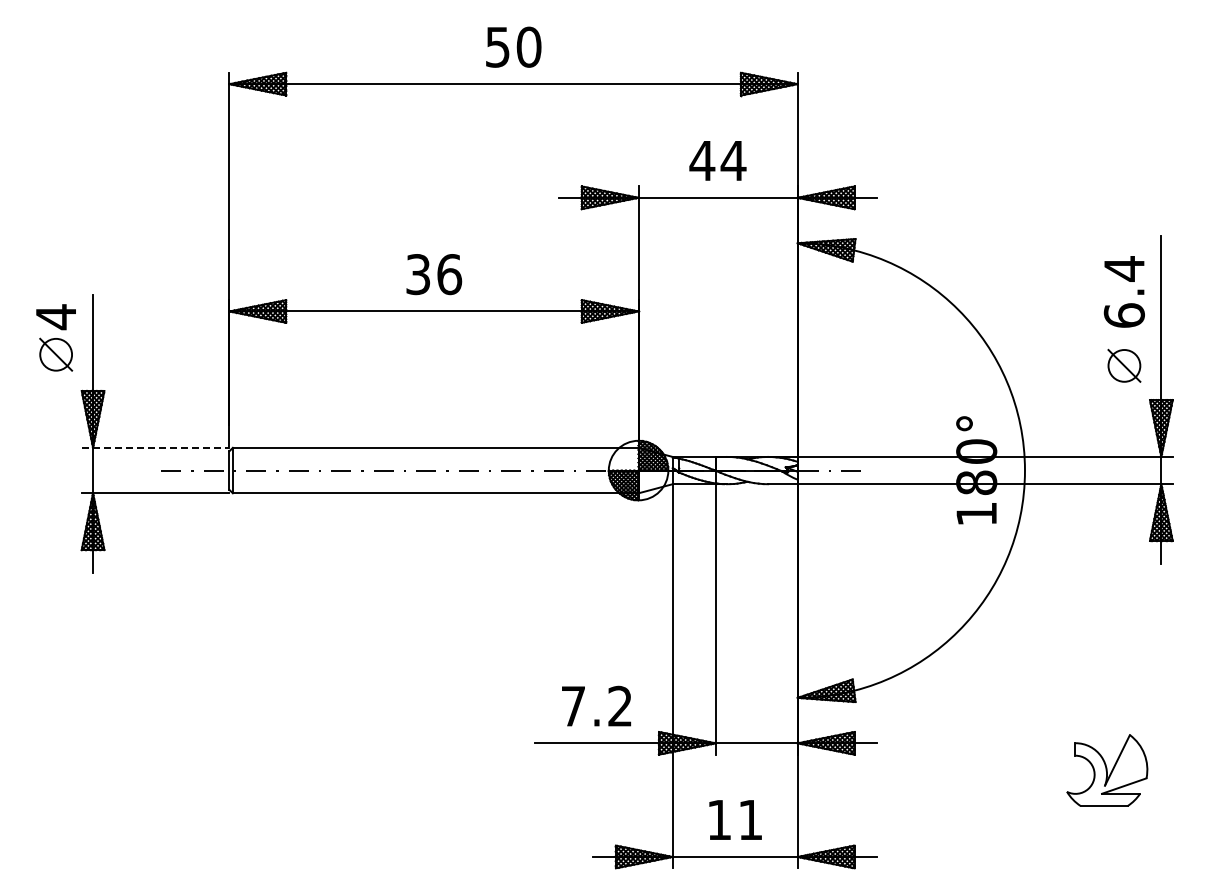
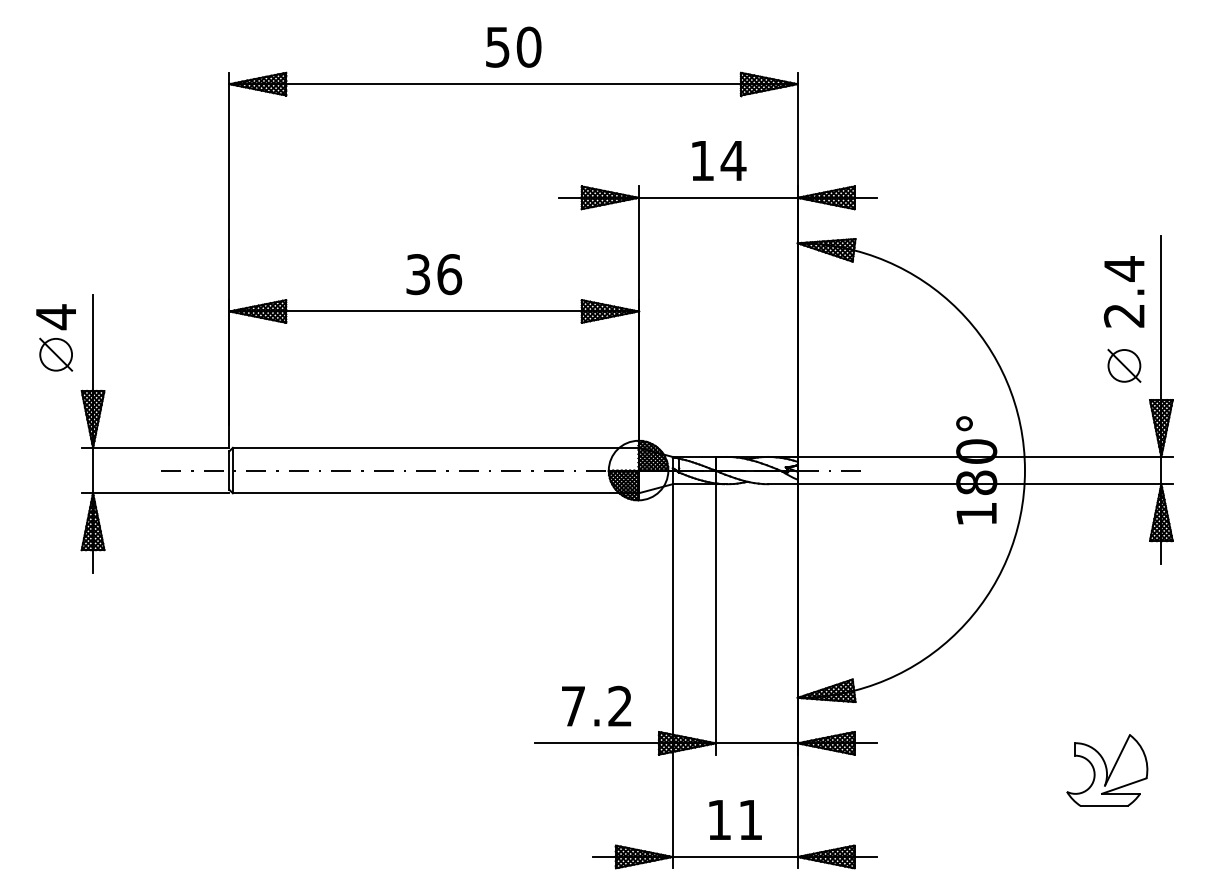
text: 44 -> 14 (702, 160)
text: 6.4 -> 2.4 (1123, 315)
line: dashed -> solid (155, 447)
